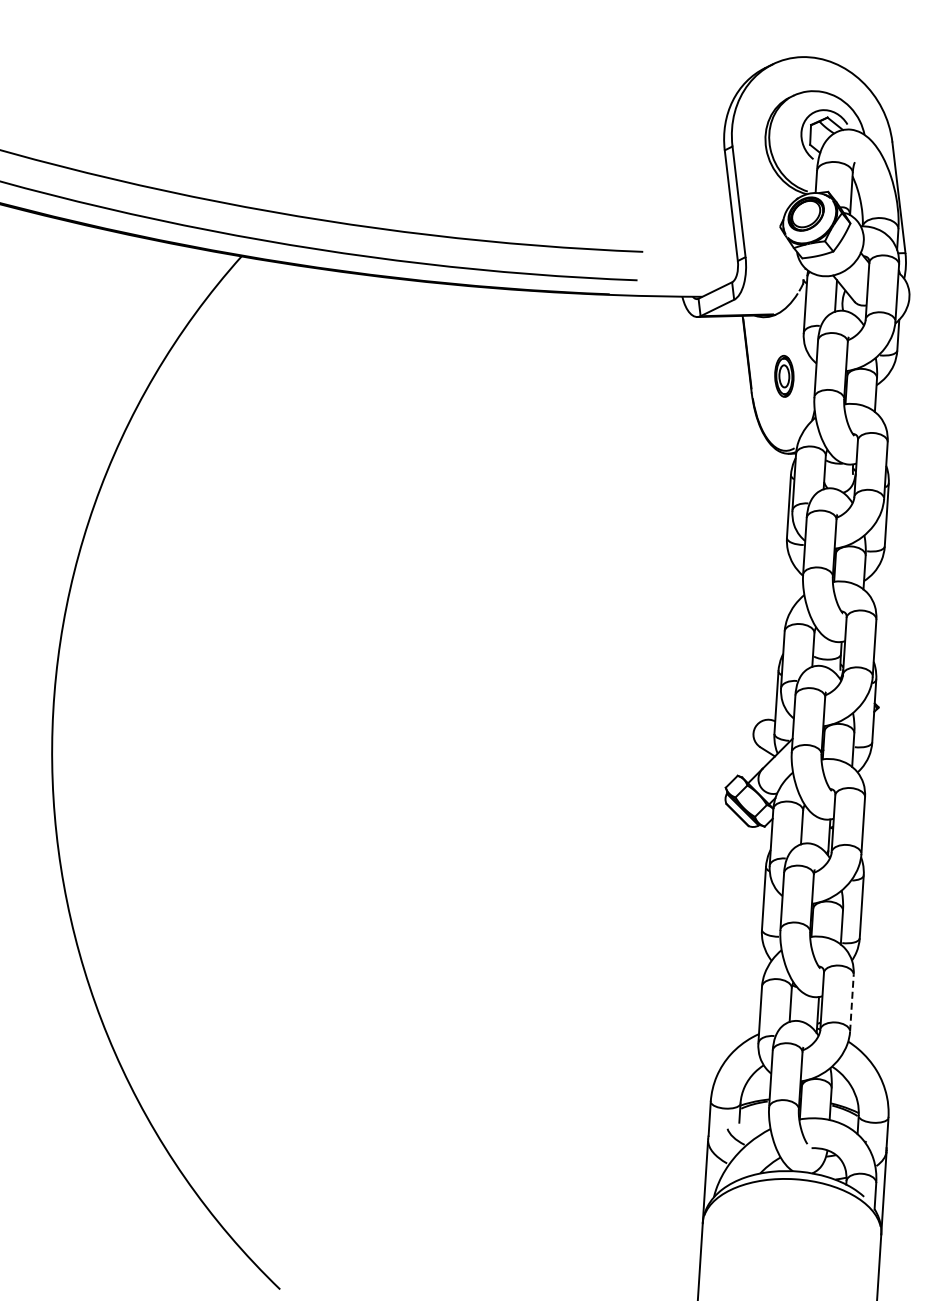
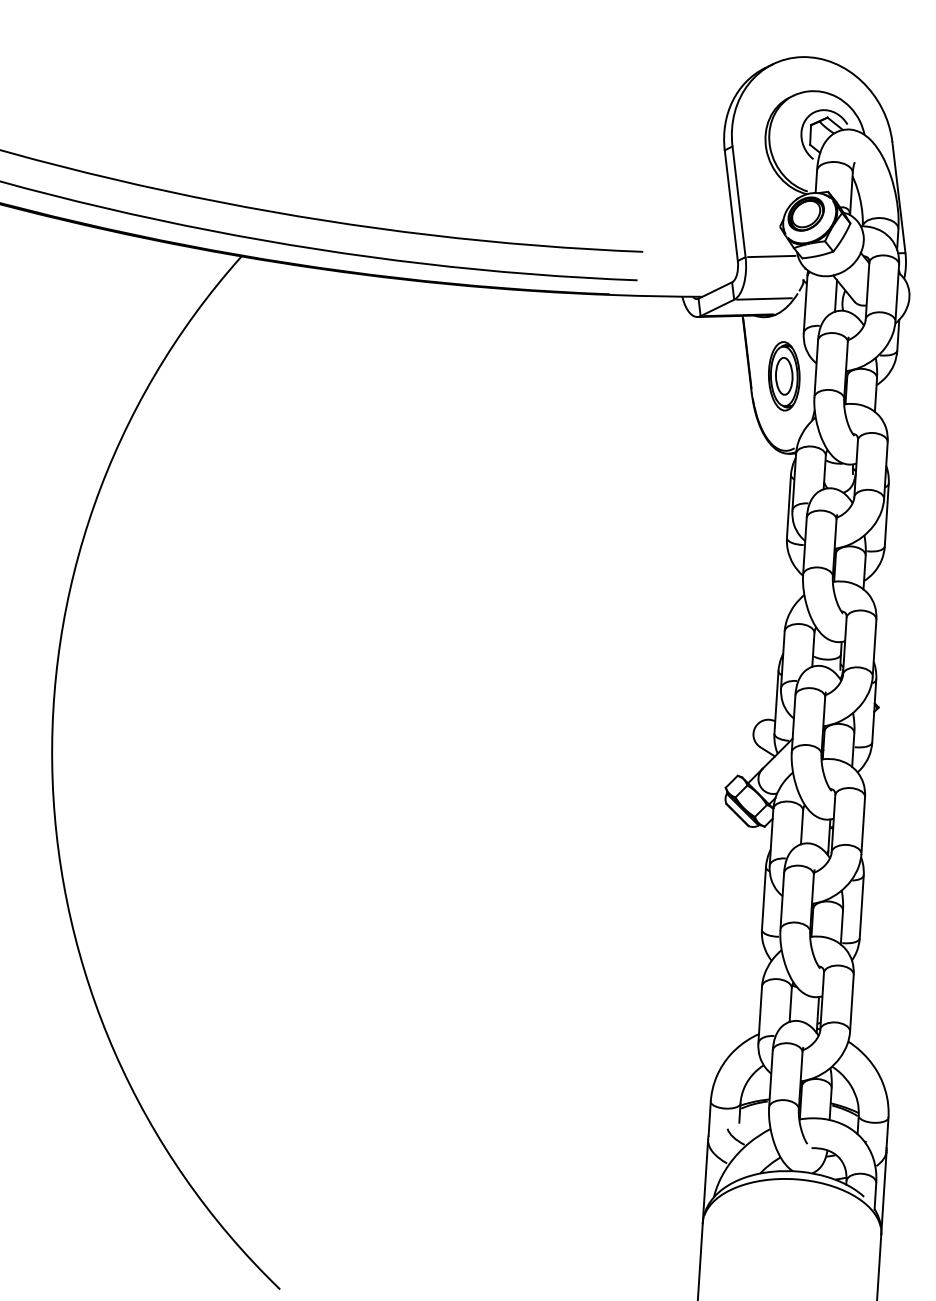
line: none -> present (771, 256)
line: none -> present (764, 298)
part size: 21x43 px -> 33x71 px (784, 376)
line: dashed -> solid (851, 1002)
